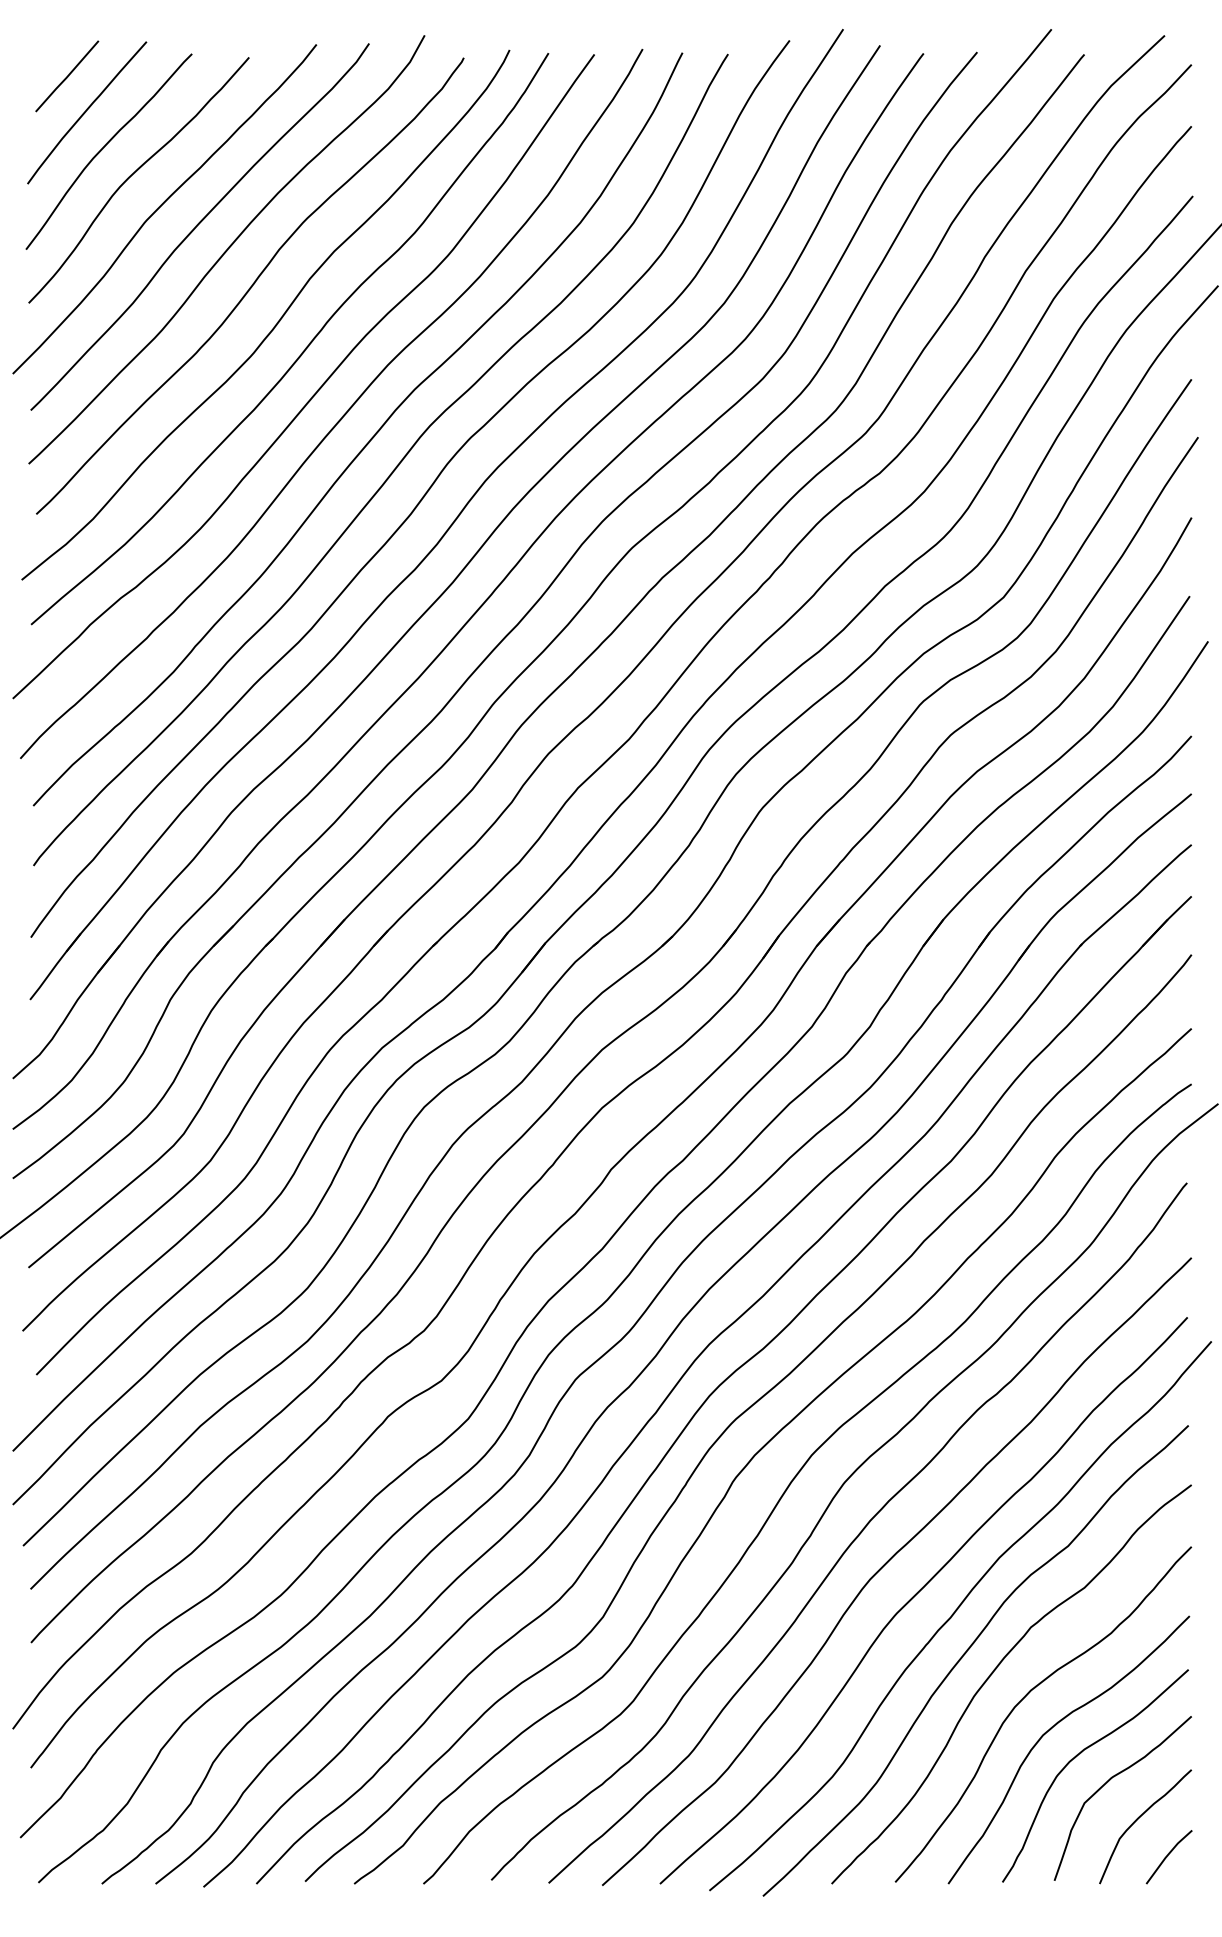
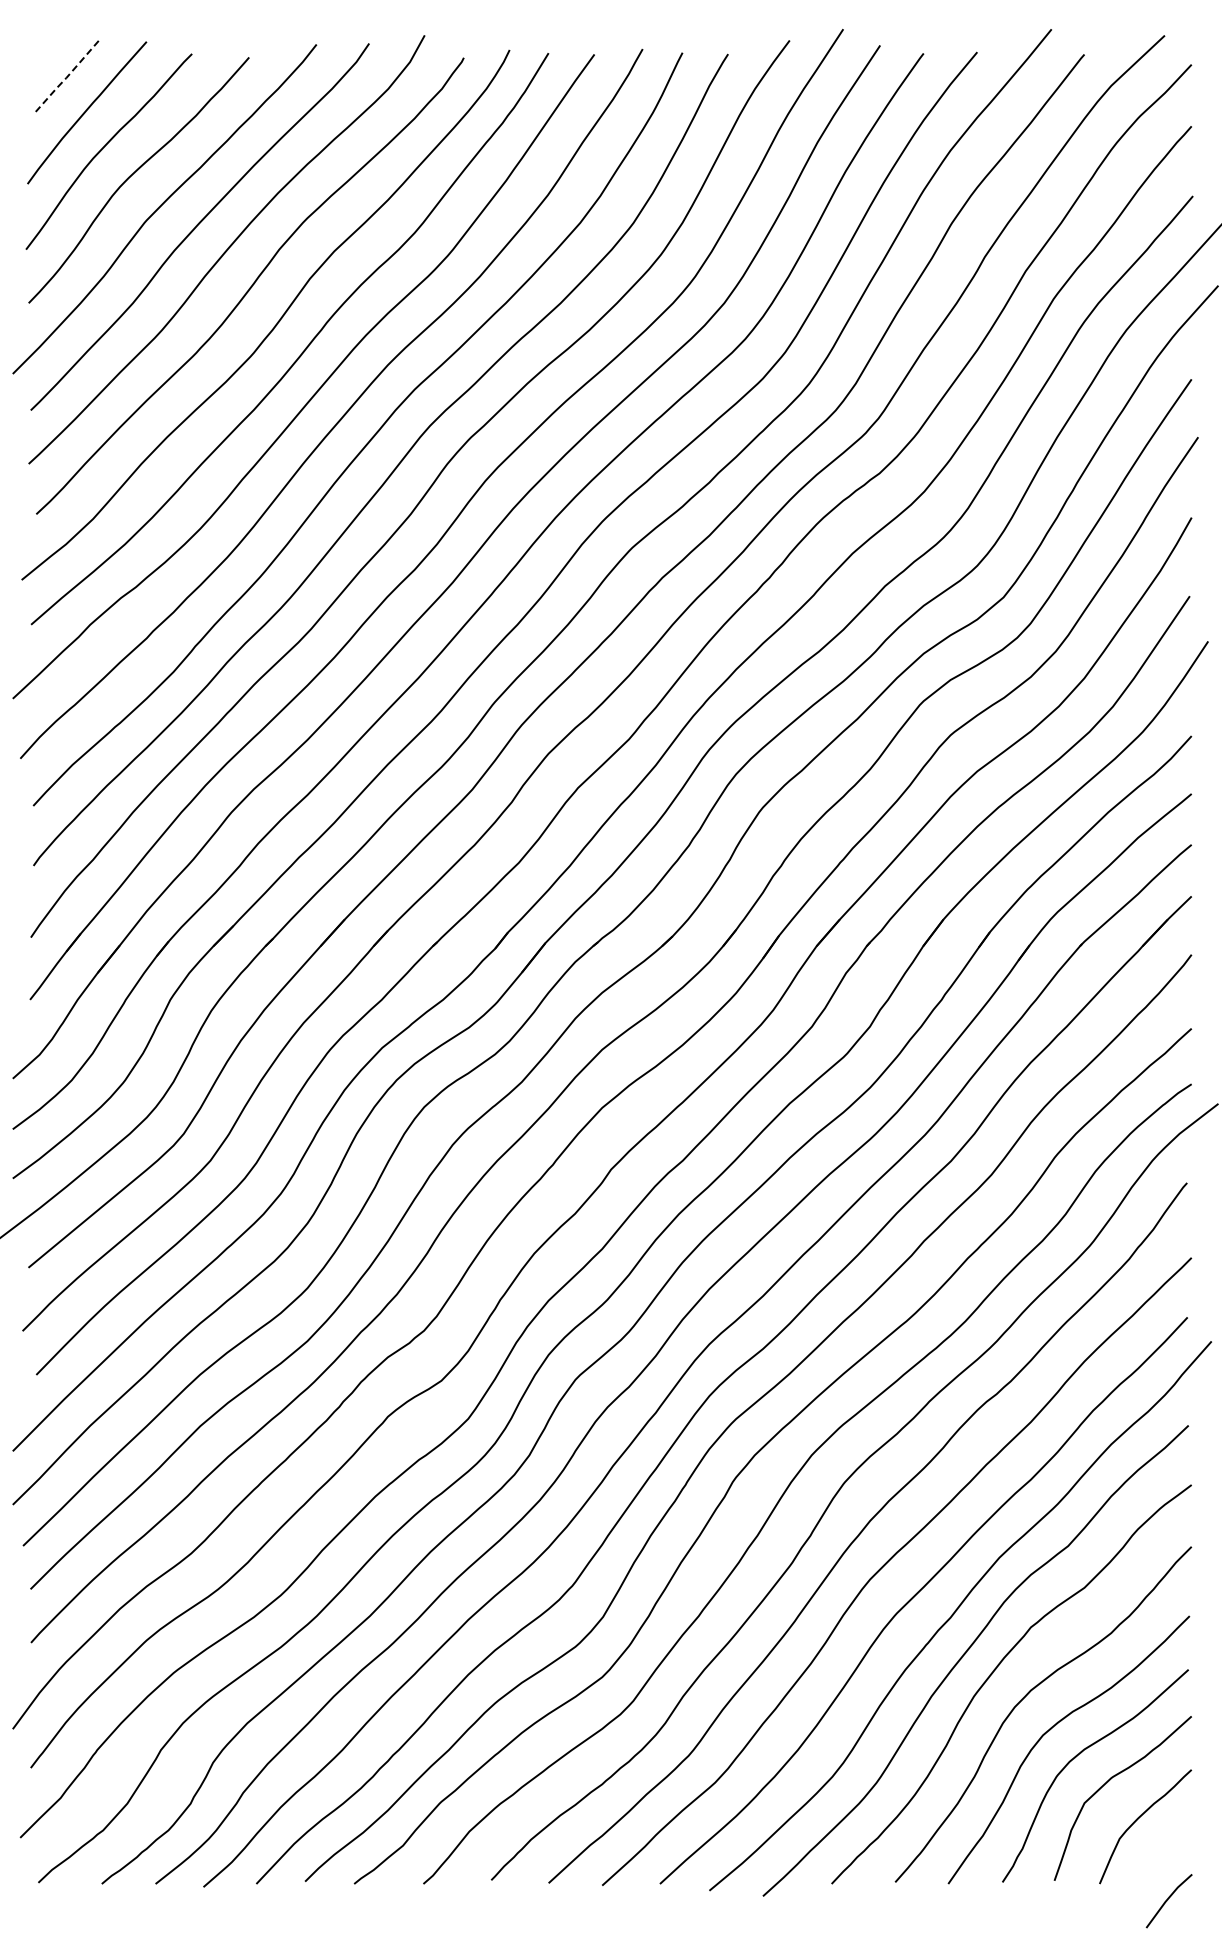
line: solid -> dashed (66, 78)
line position: (1167, 1857) -> (1167, 1901) (1167, 1901)
